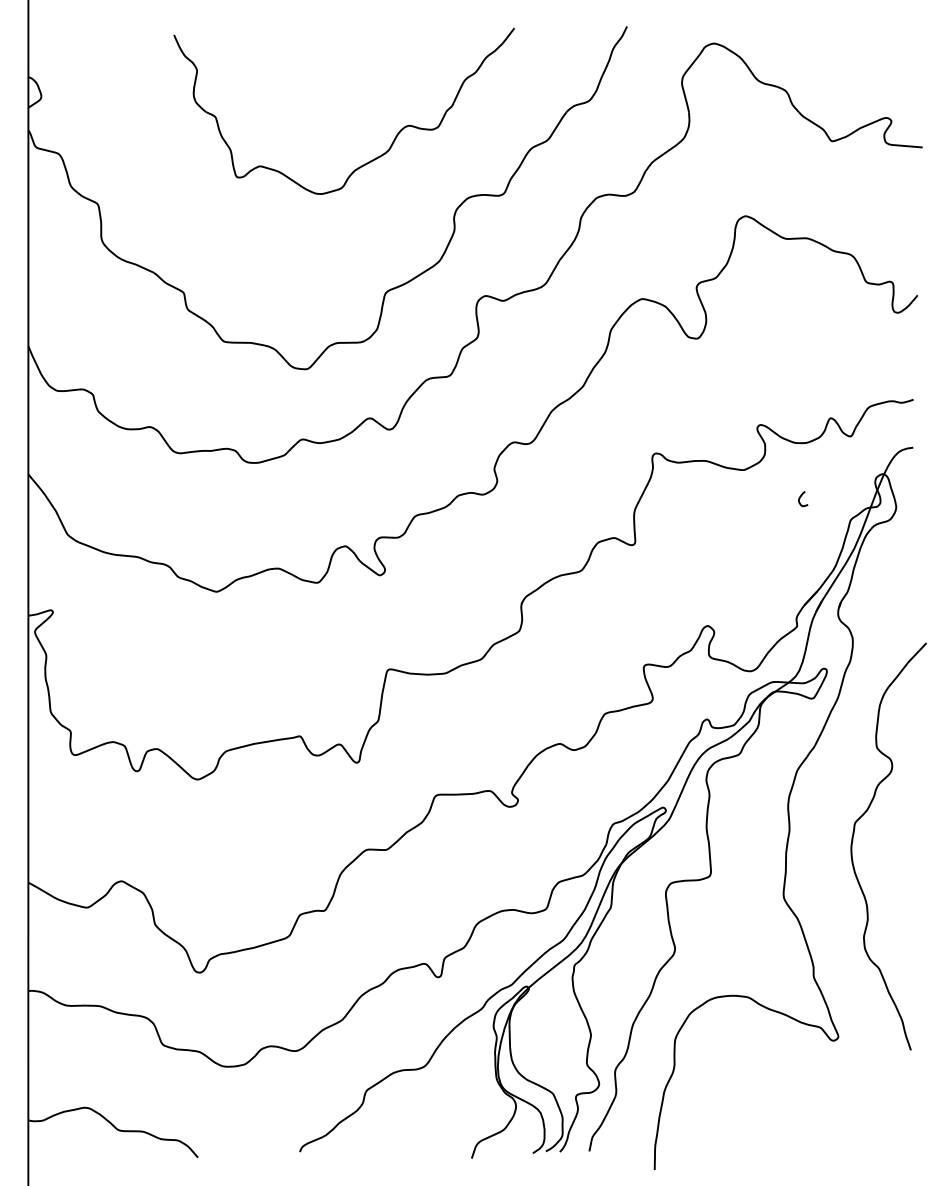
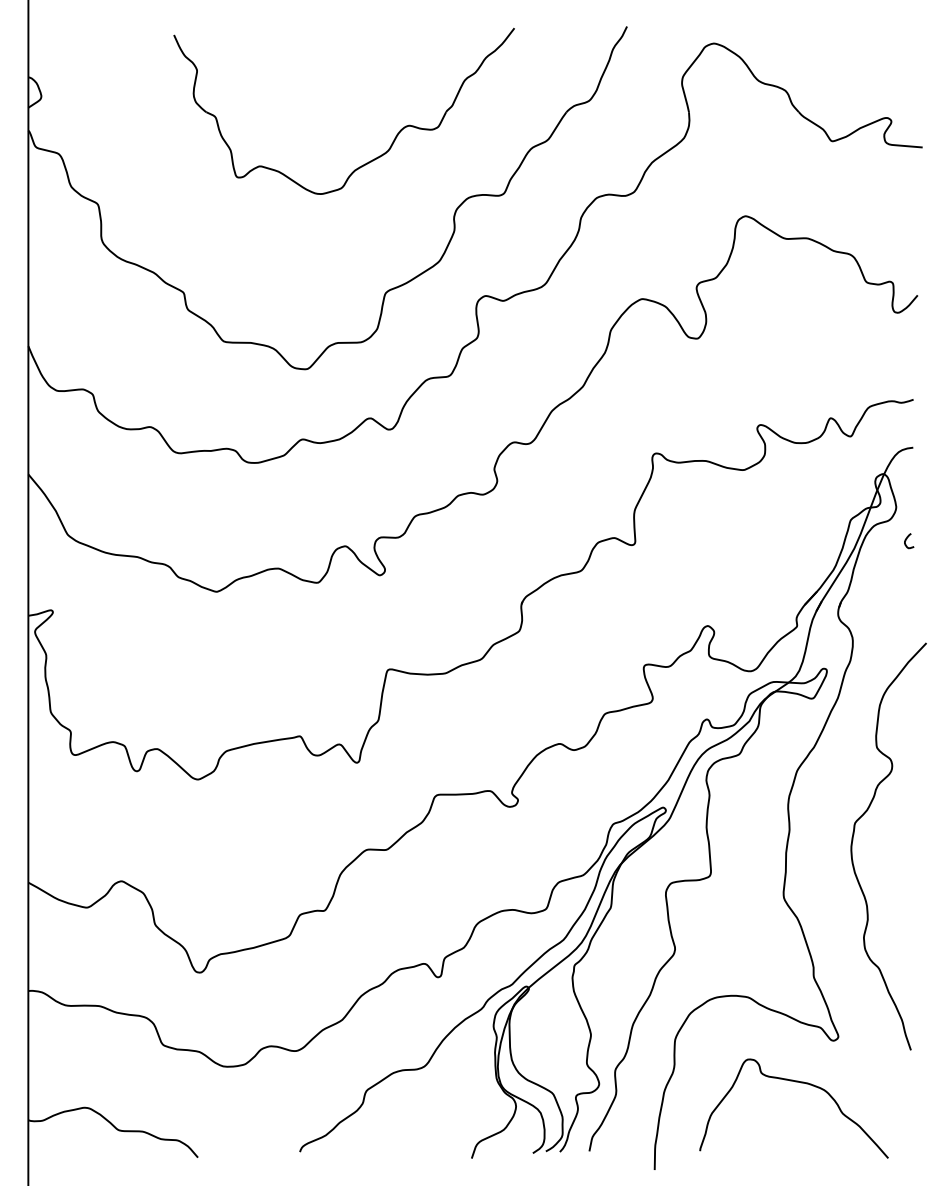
curve position: (801, 497) -> (907, 539) (907, 539)
curve: none -> present (795, 1082)
